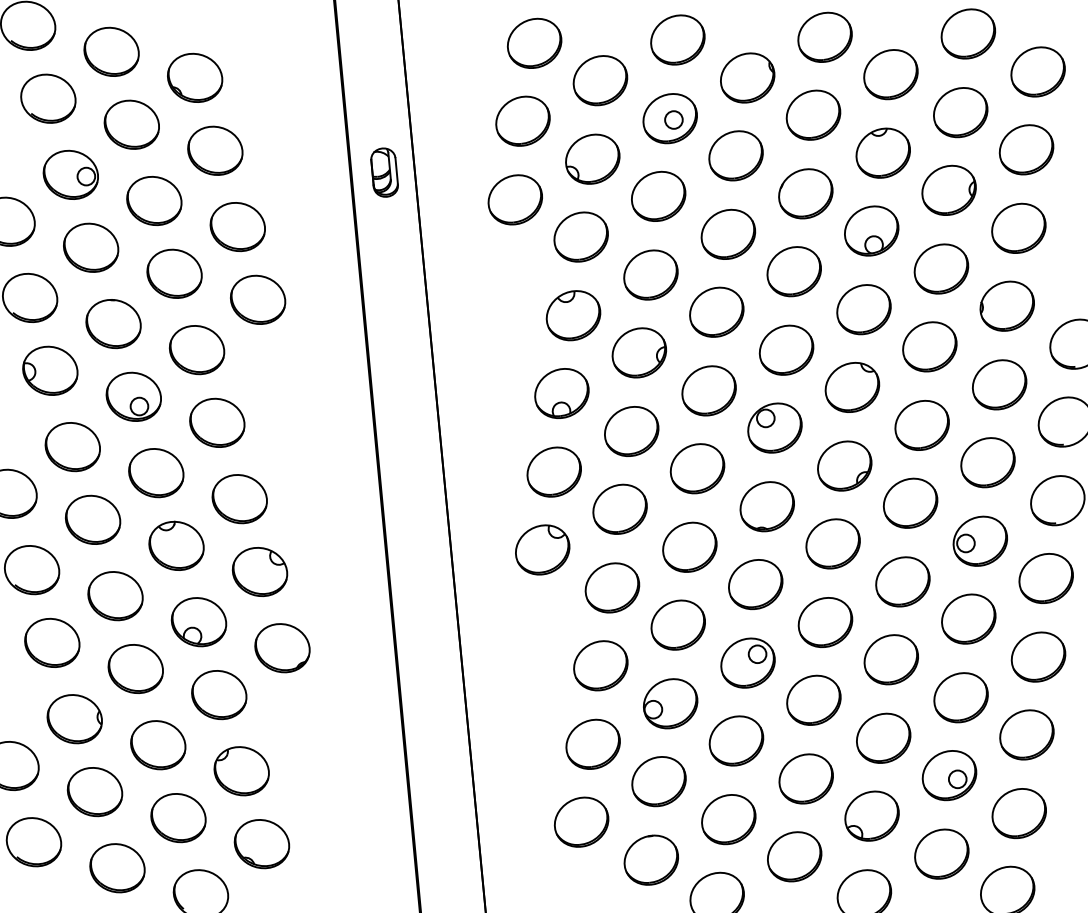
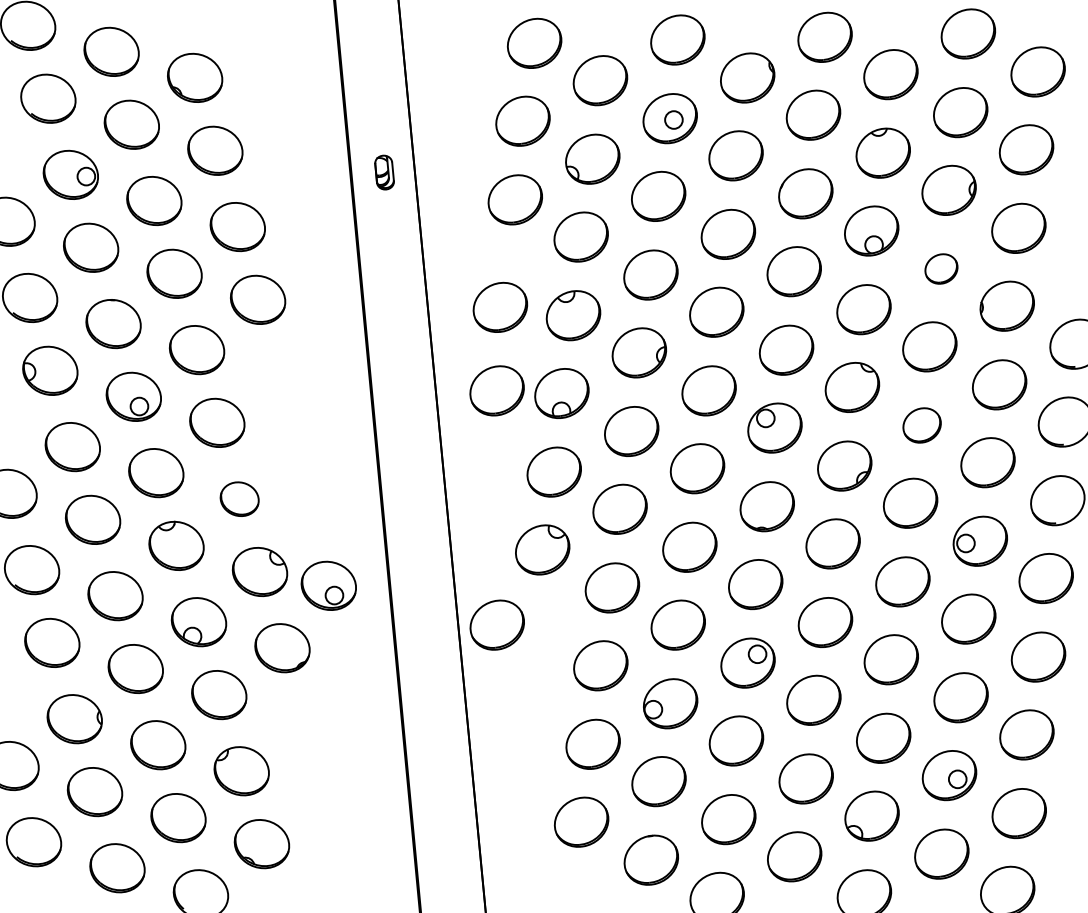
part size: 29x51 px -> 21x37 px (384, 172)
part size: 57x52 px -> 35x32 px (941, 268)
part: none -> present (500, 306)
part: none -> present (496, 390)
part size: 56x51 px -> 40x37 px (921, 425)
part size: 57x51 px -> 41x36 px (239, 498)
part: none -> present (328, 585)
part: none -> present (496, 624)
